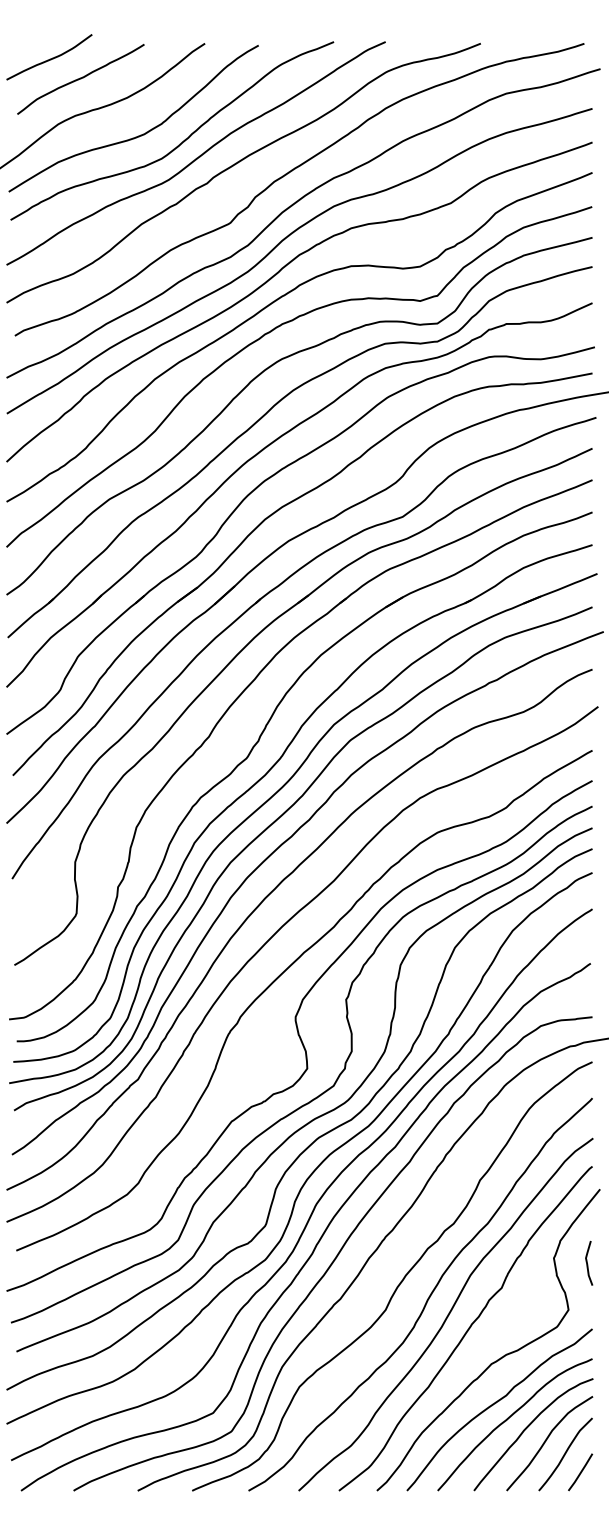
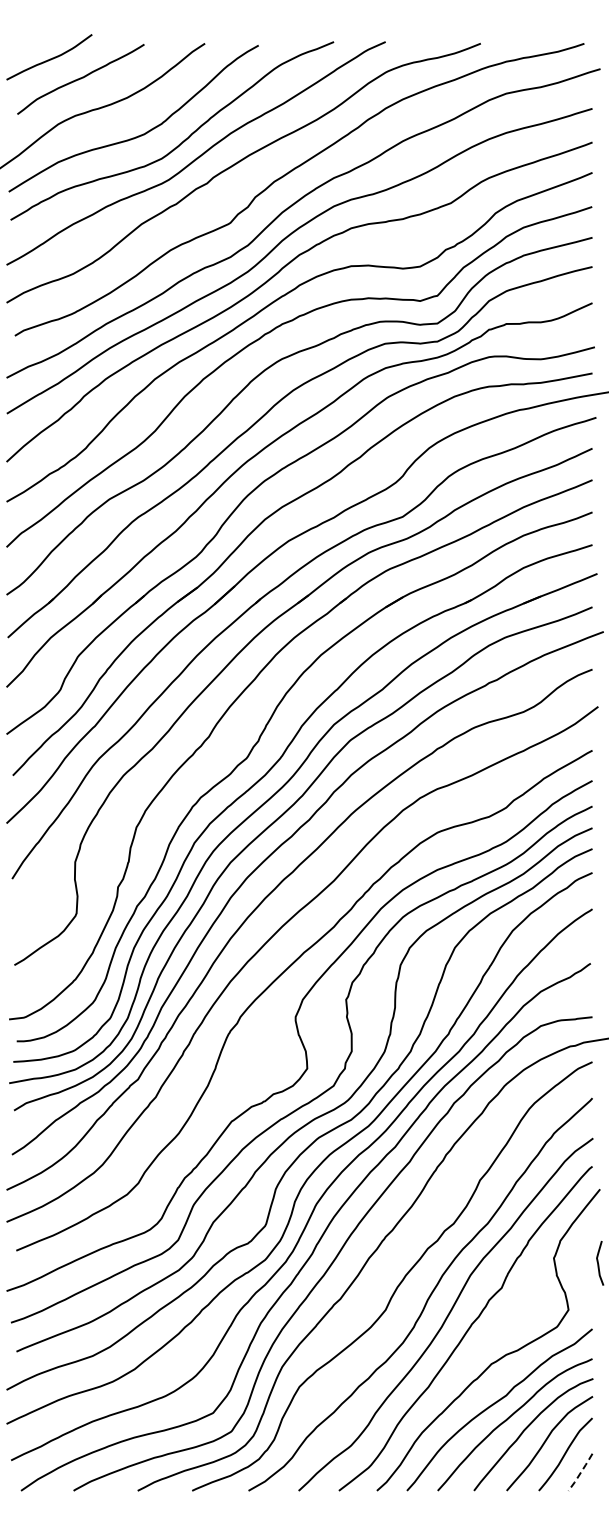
curve position: (587, 1262) -> (598, 1262) (598, 1262)
line: solid -> dashed (581, 1472)
